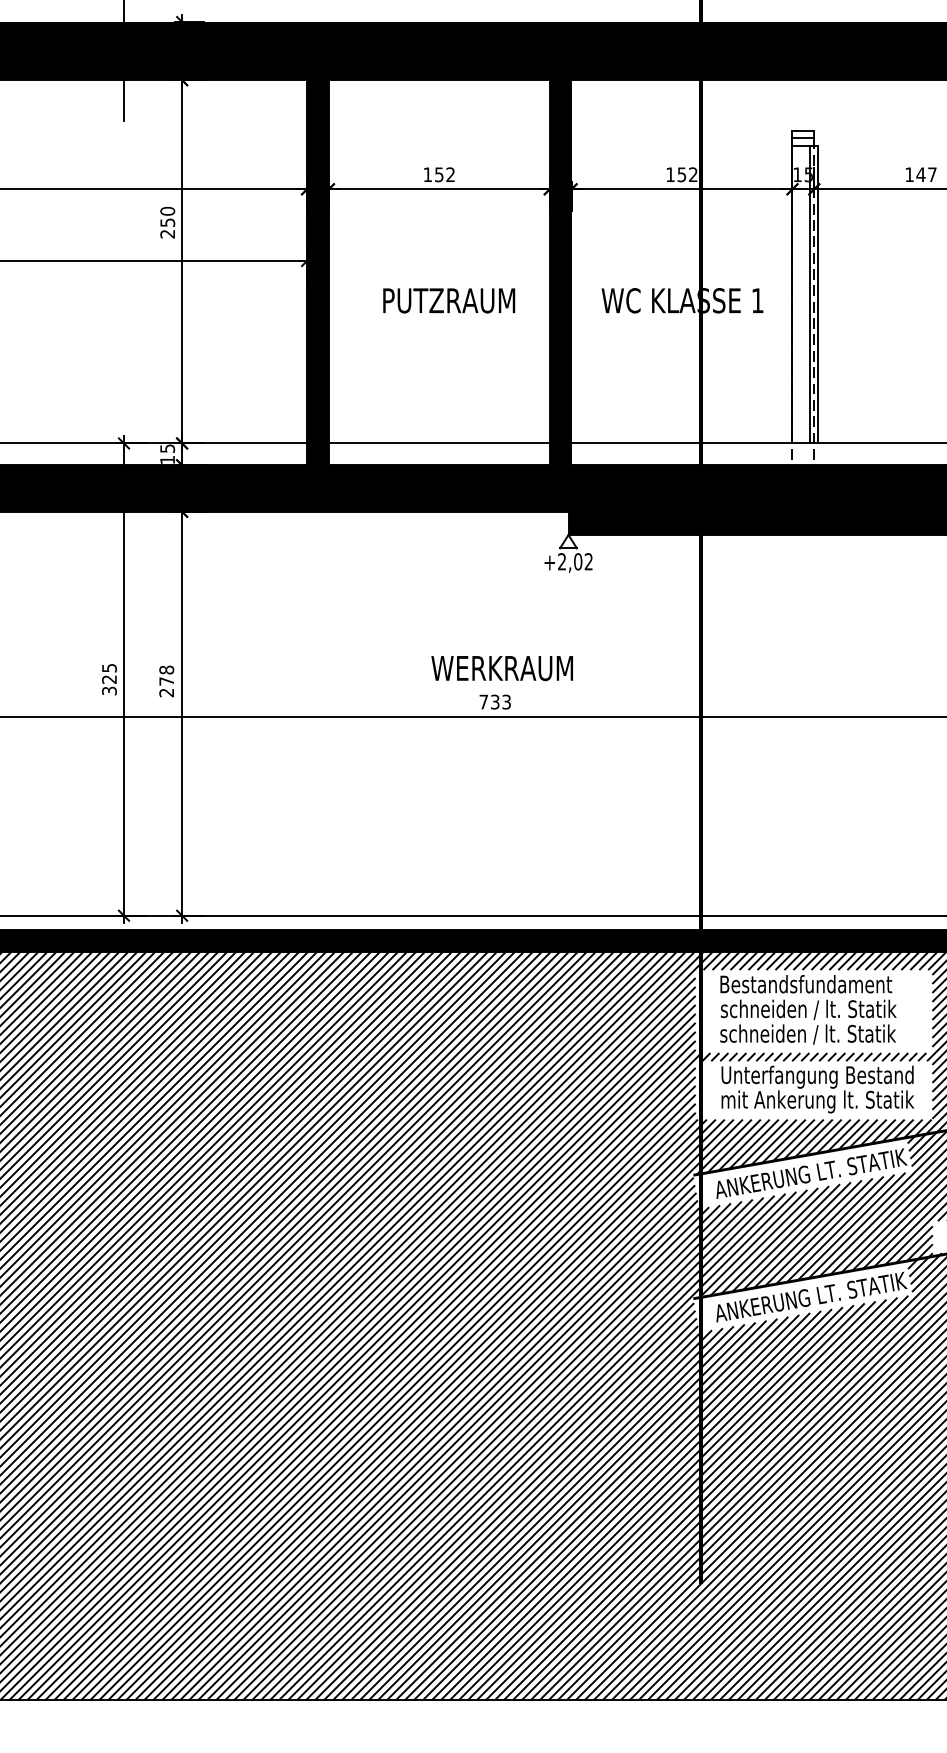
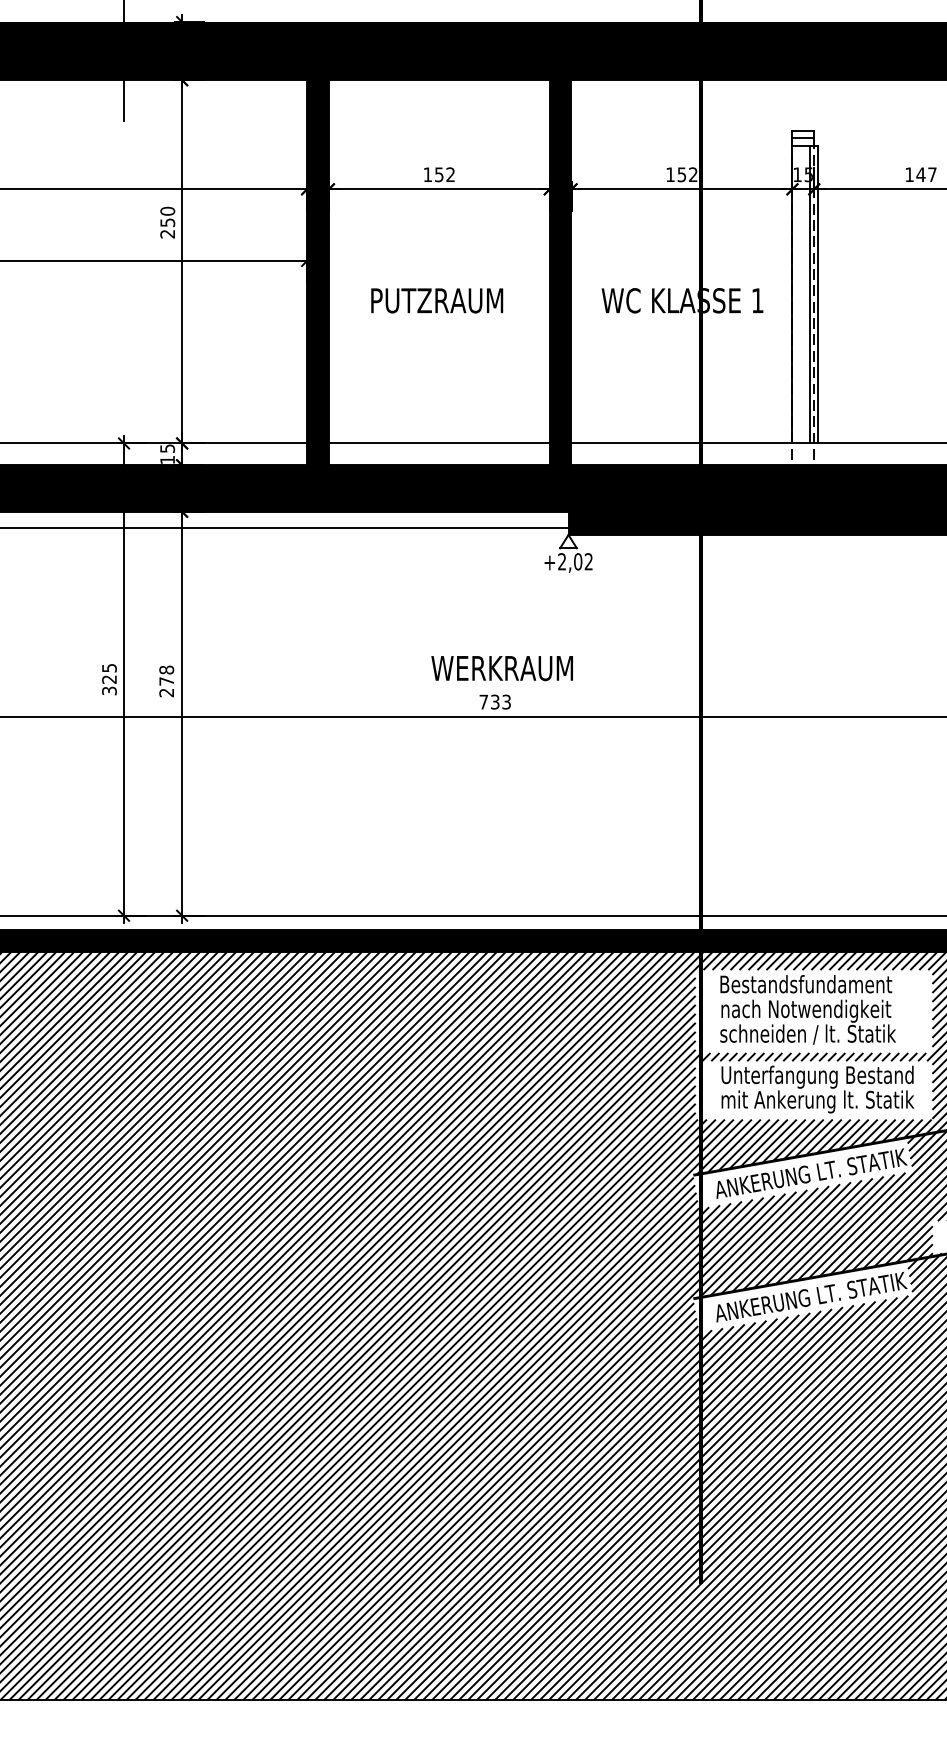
text position: (449, 300) -> (437, 300) (437, 300)
line: none -> present (285, 527)
text: schneiden / lt. Statik -> nach Notwendigkeit (808, 1010)
